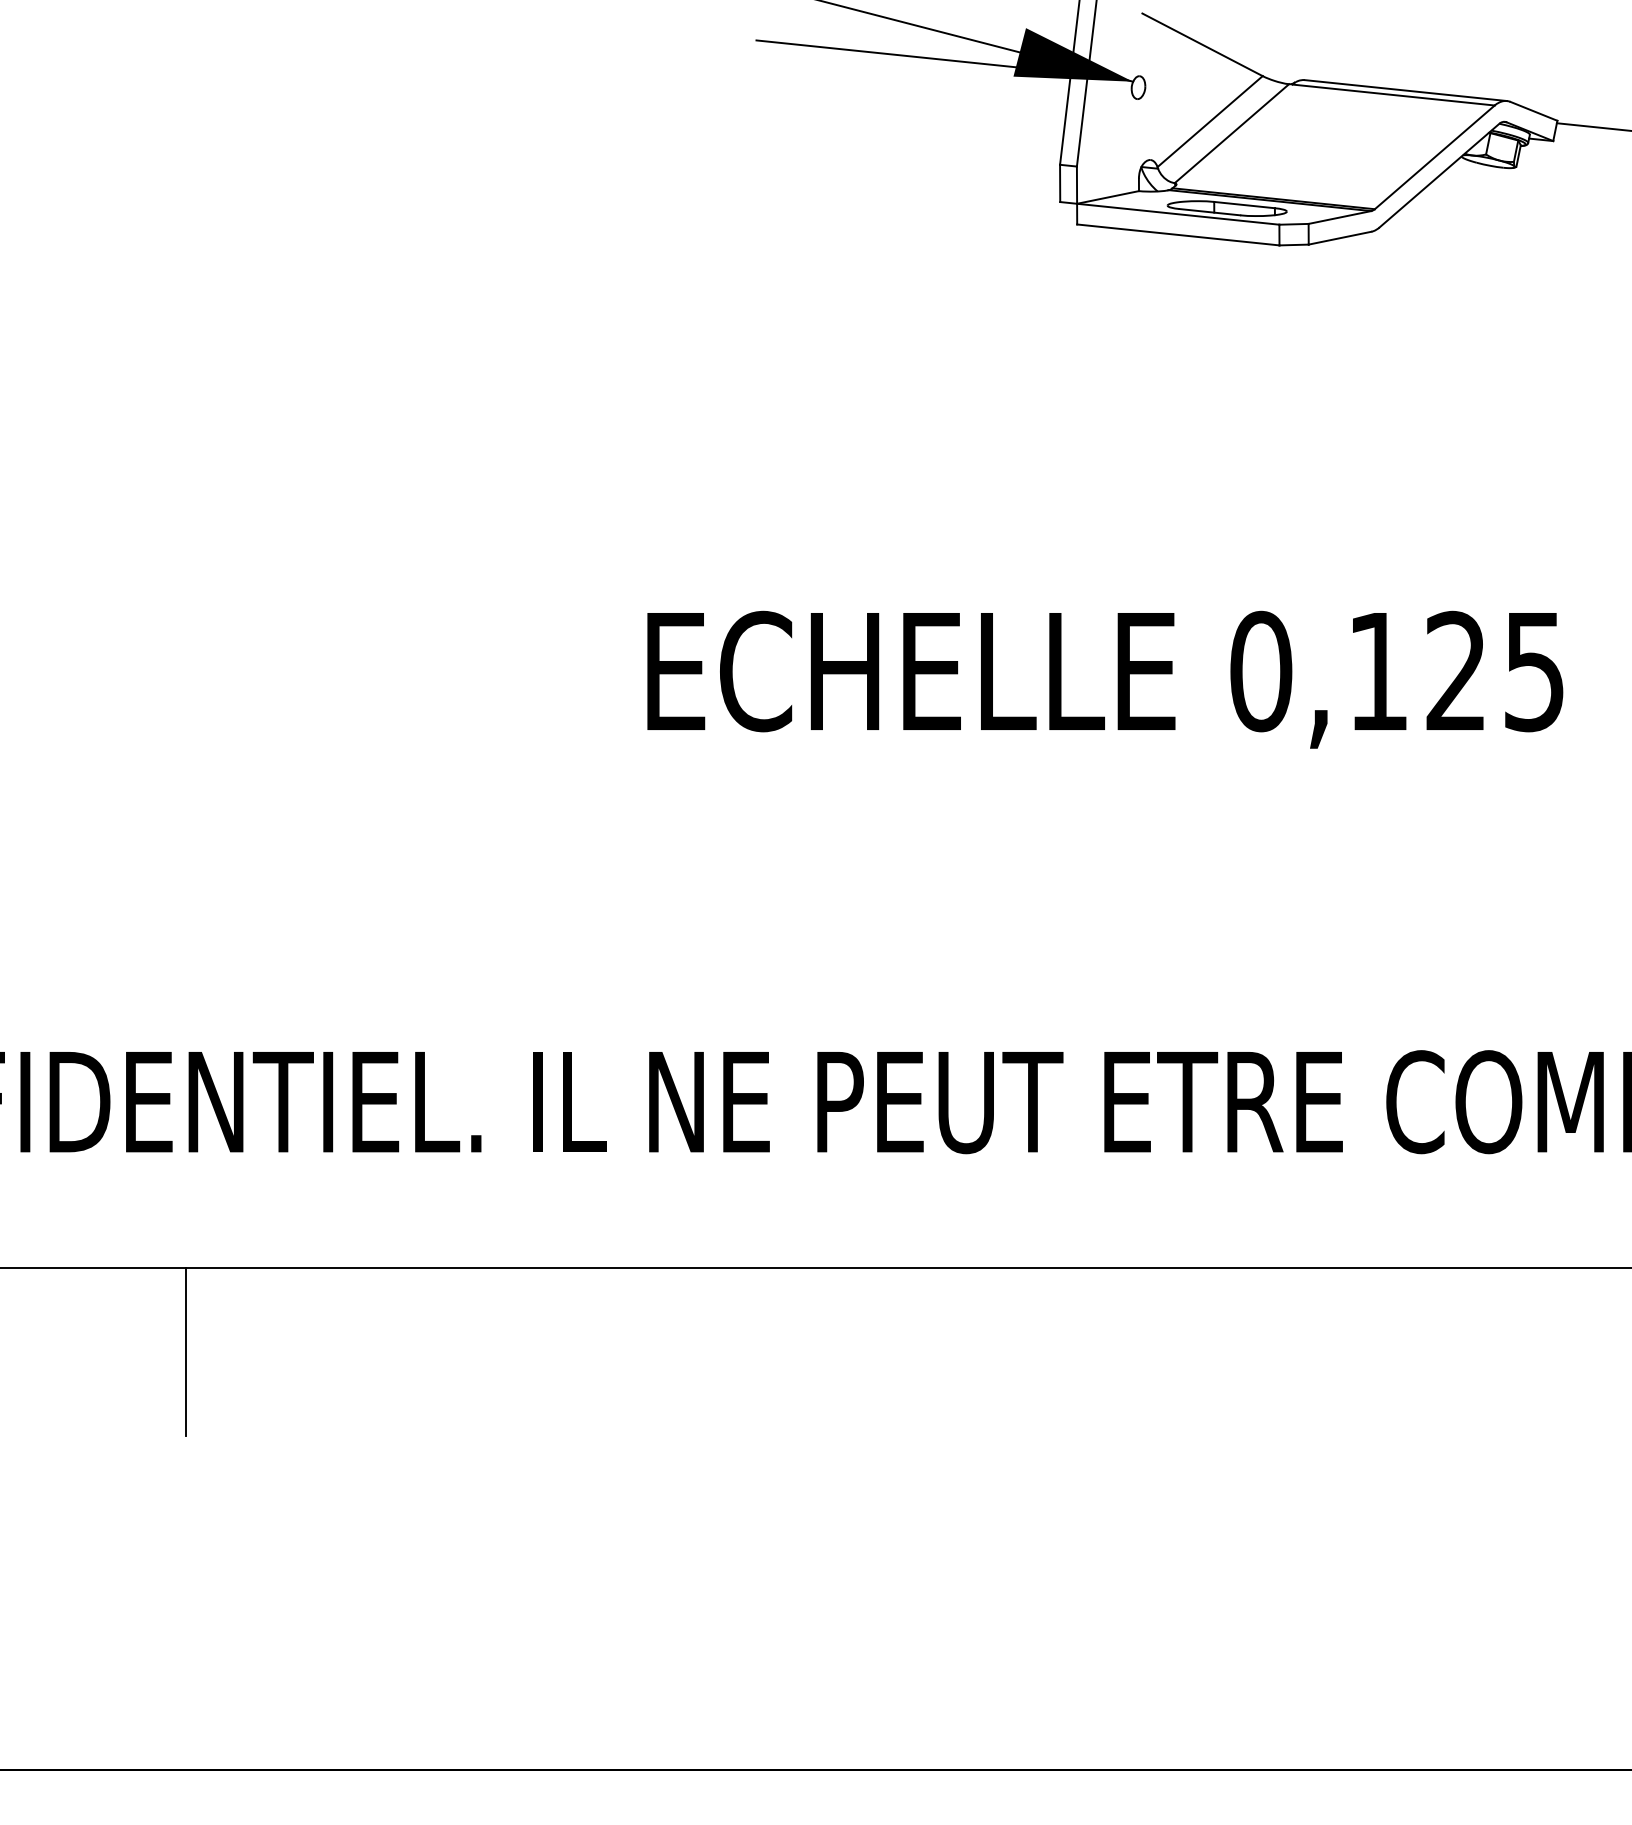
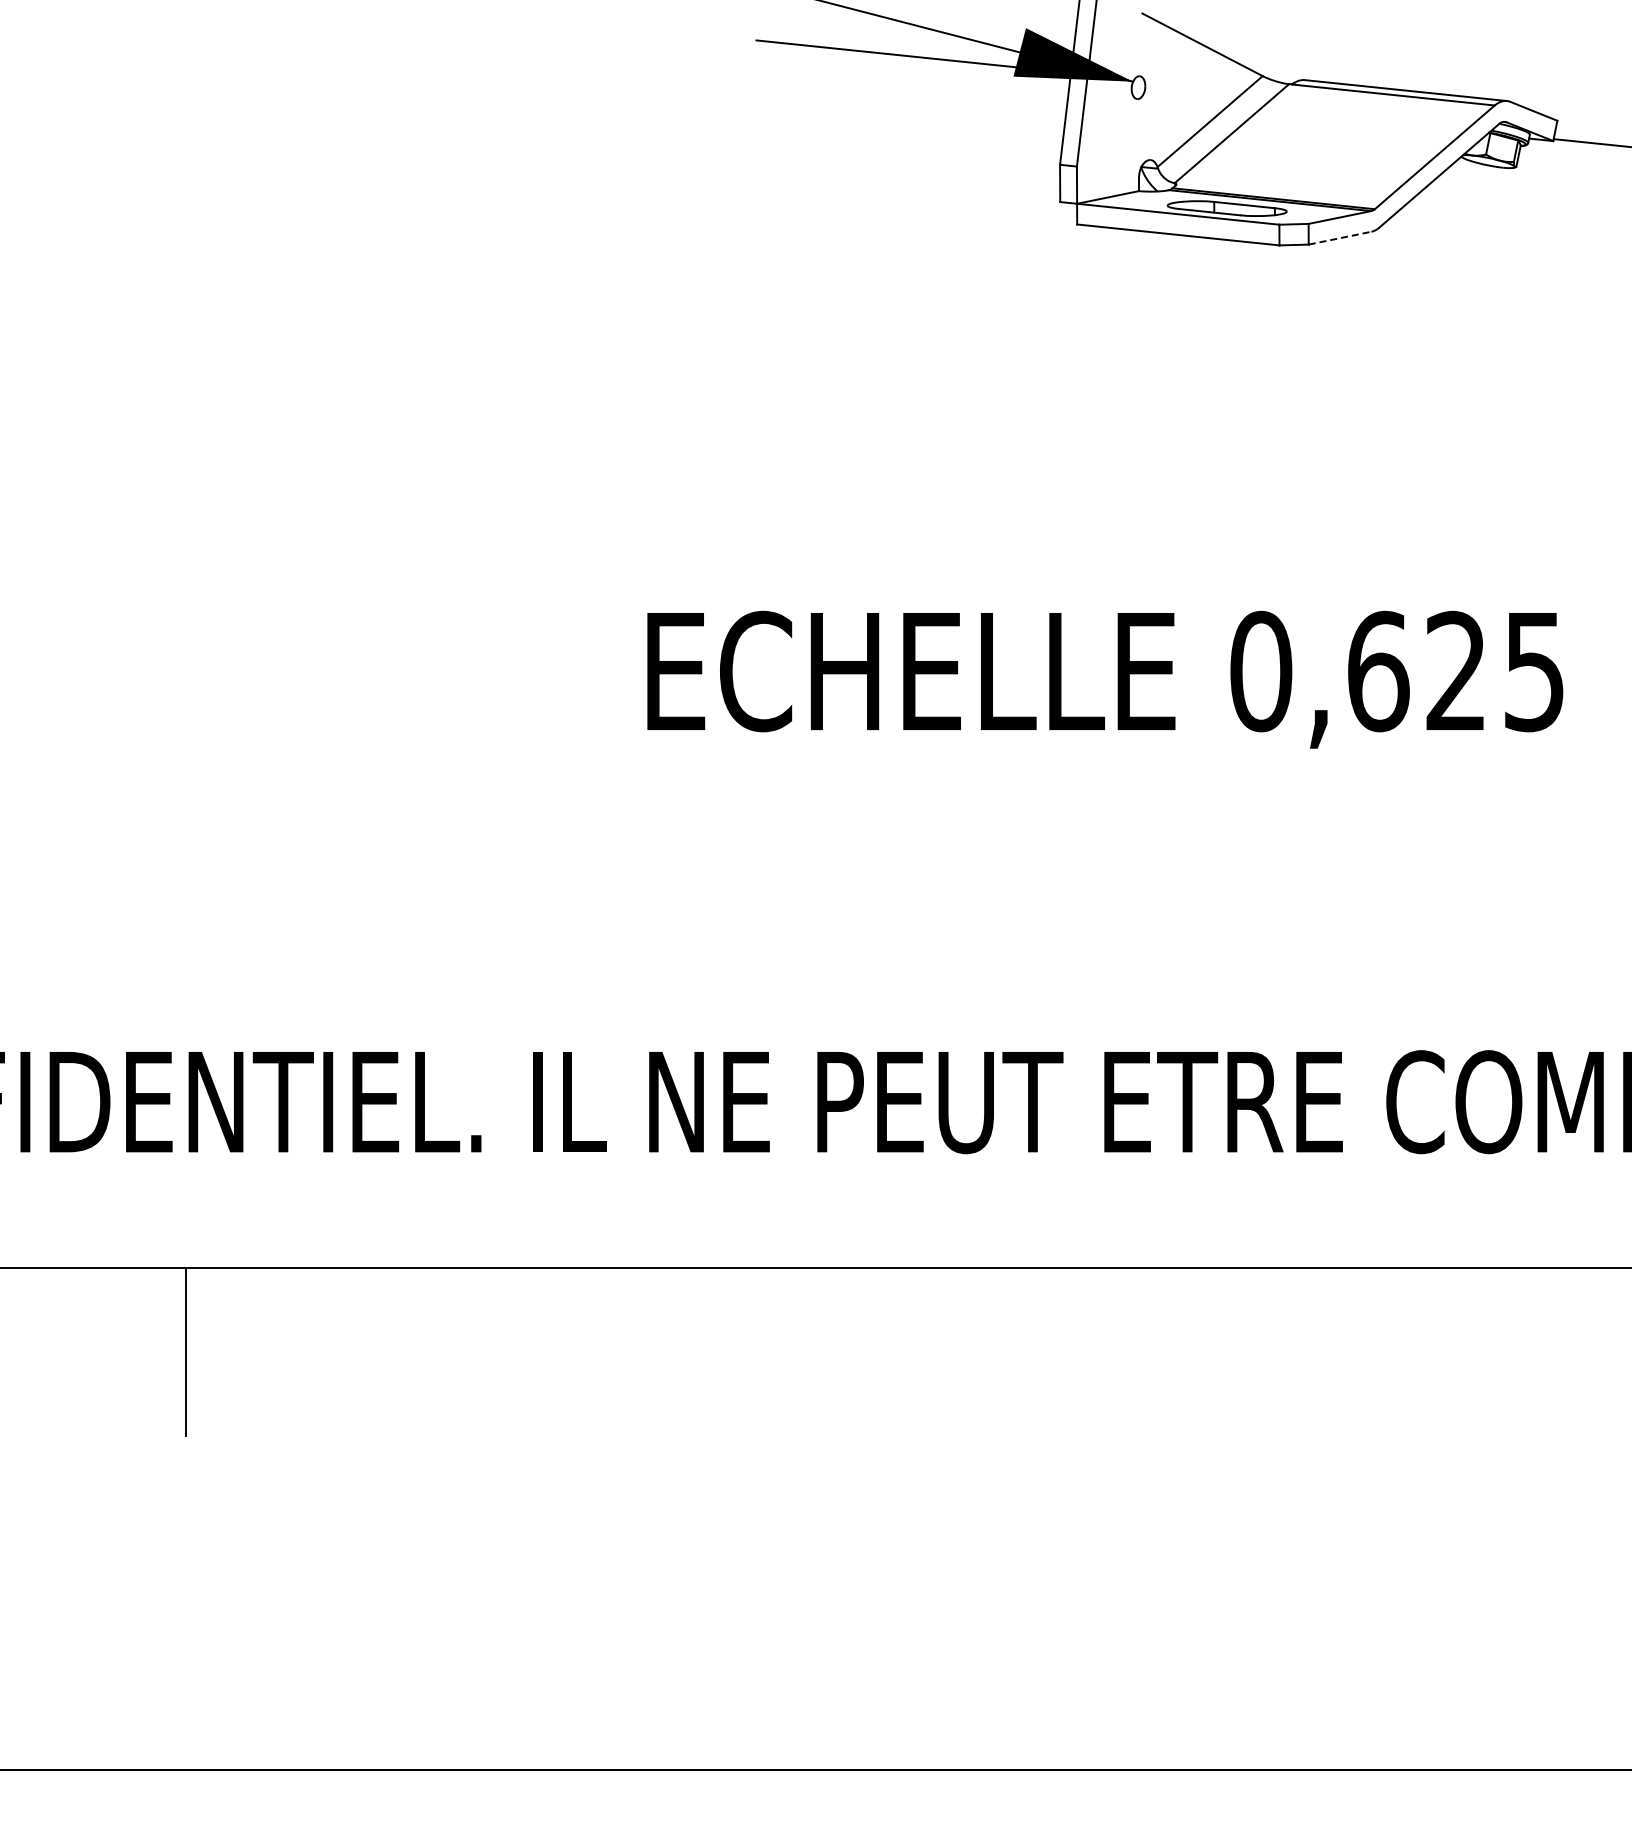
line position: (1592, 126) -> (1591, 142) (1591, 142)
line: solid -> dashed (1340, 238)
text: 0,125 -> 0,625 (1378, 671)
